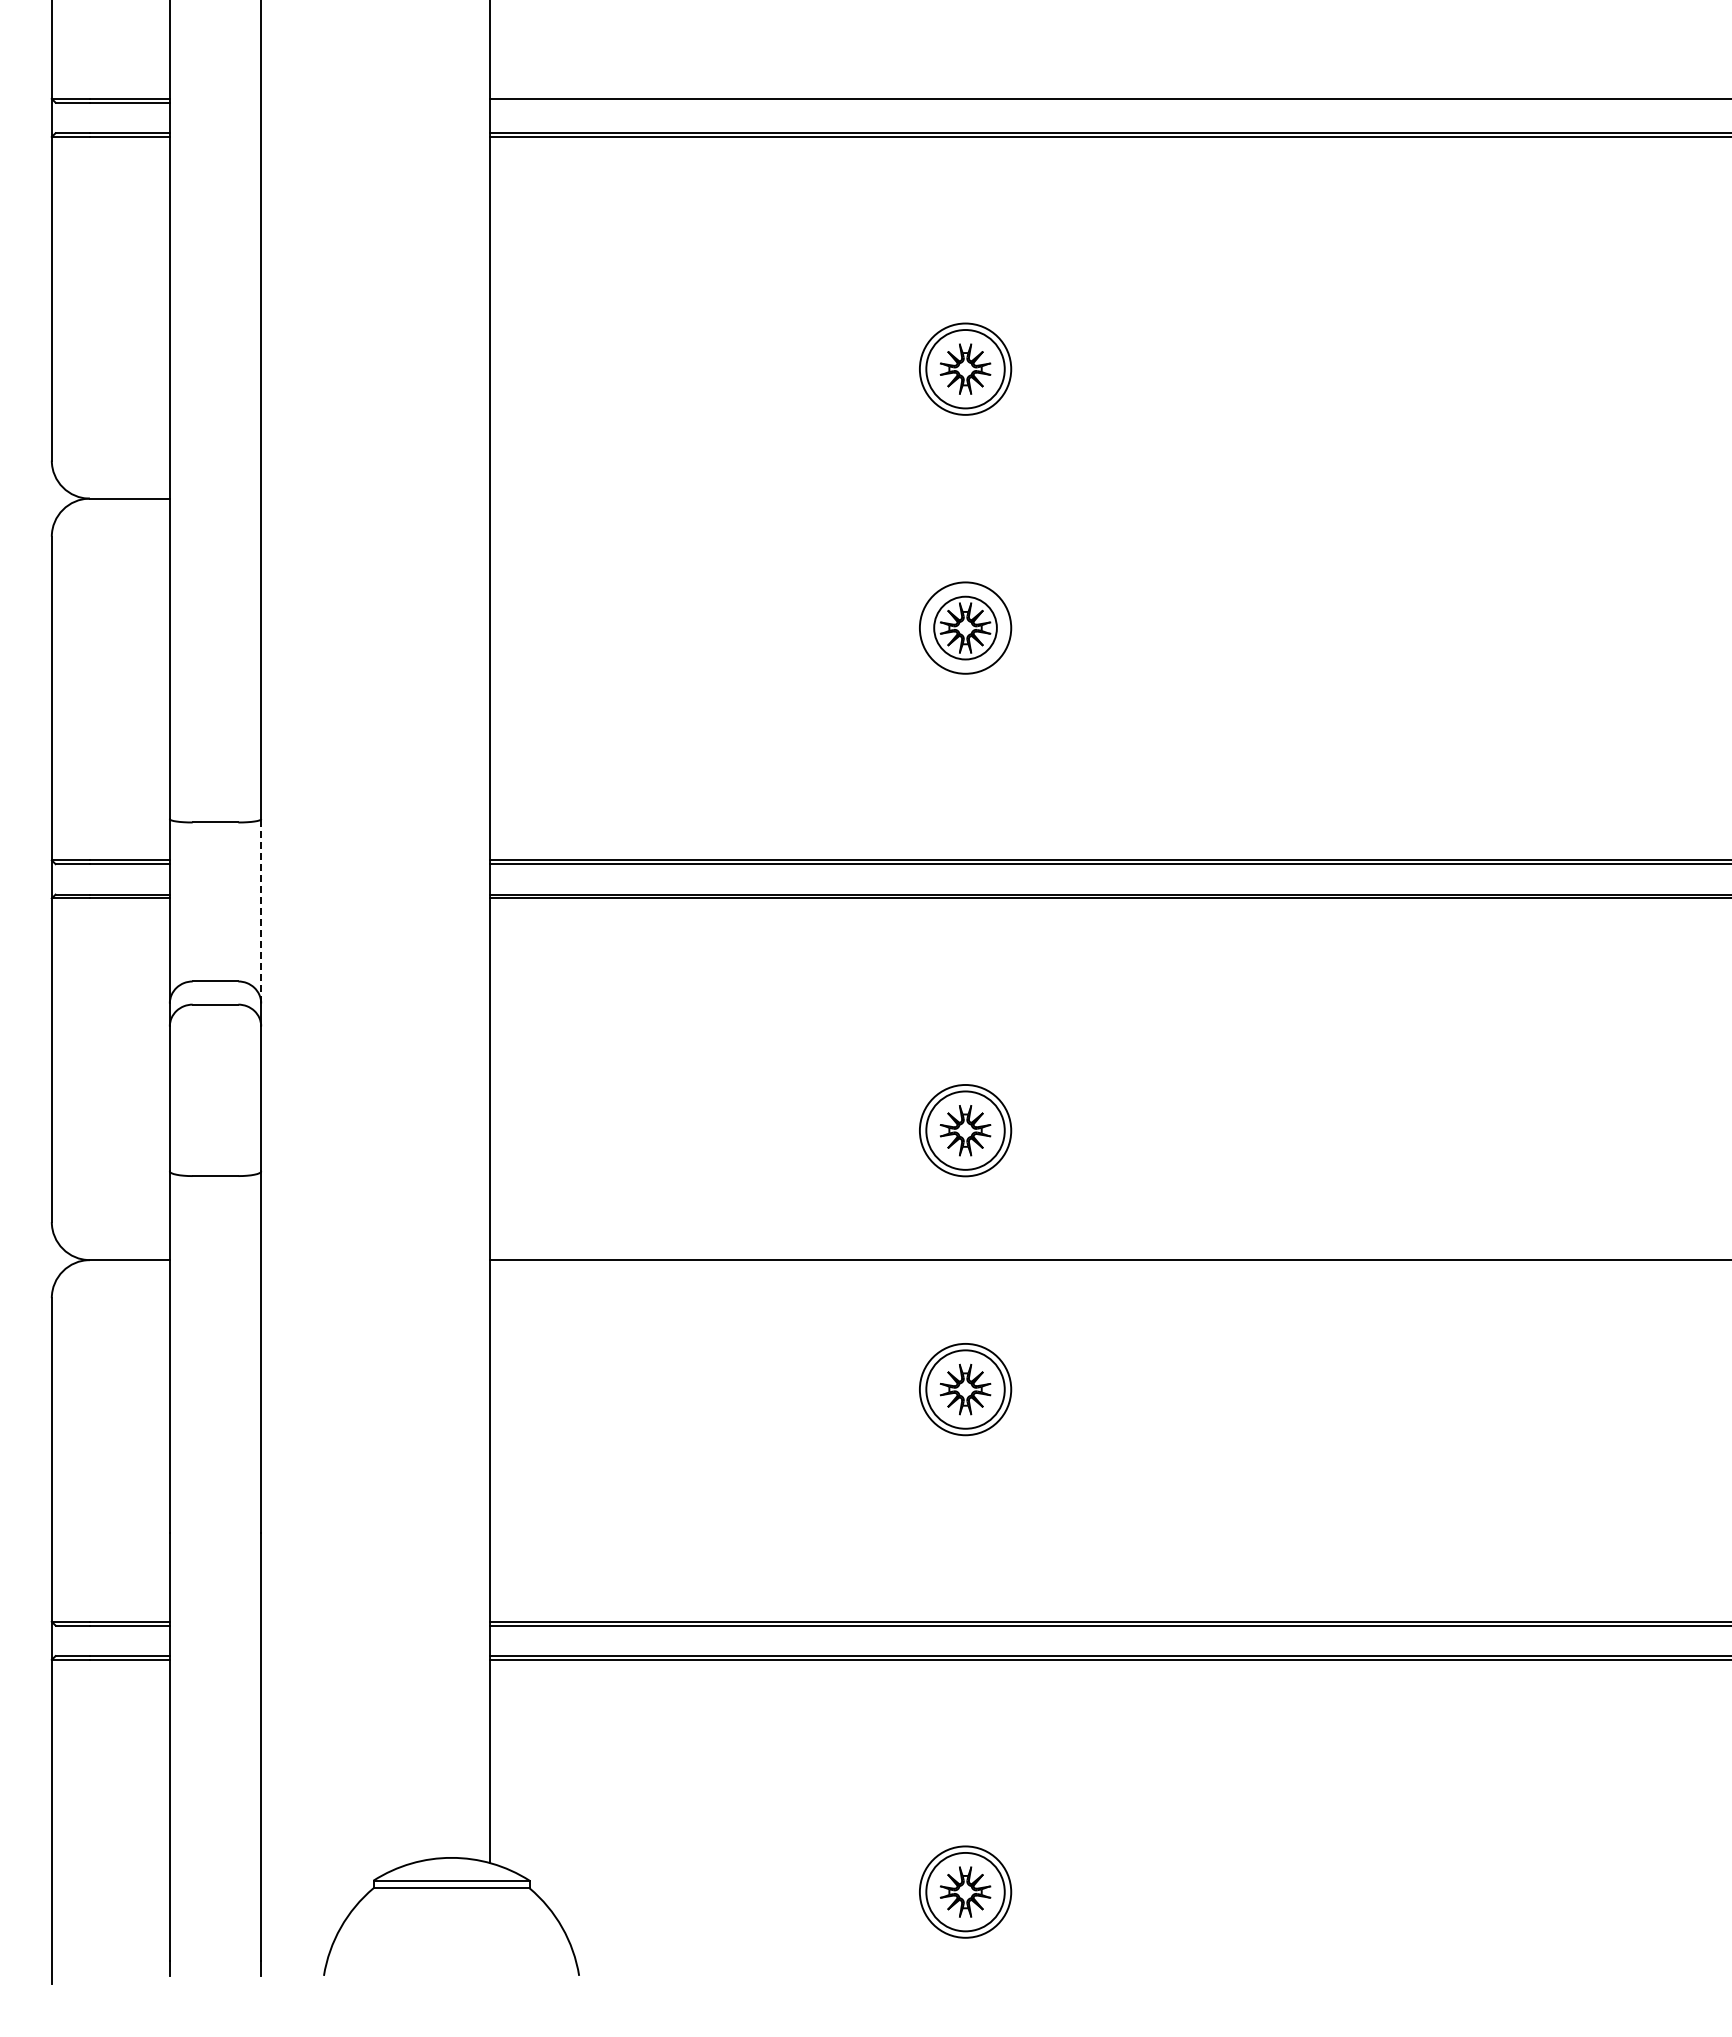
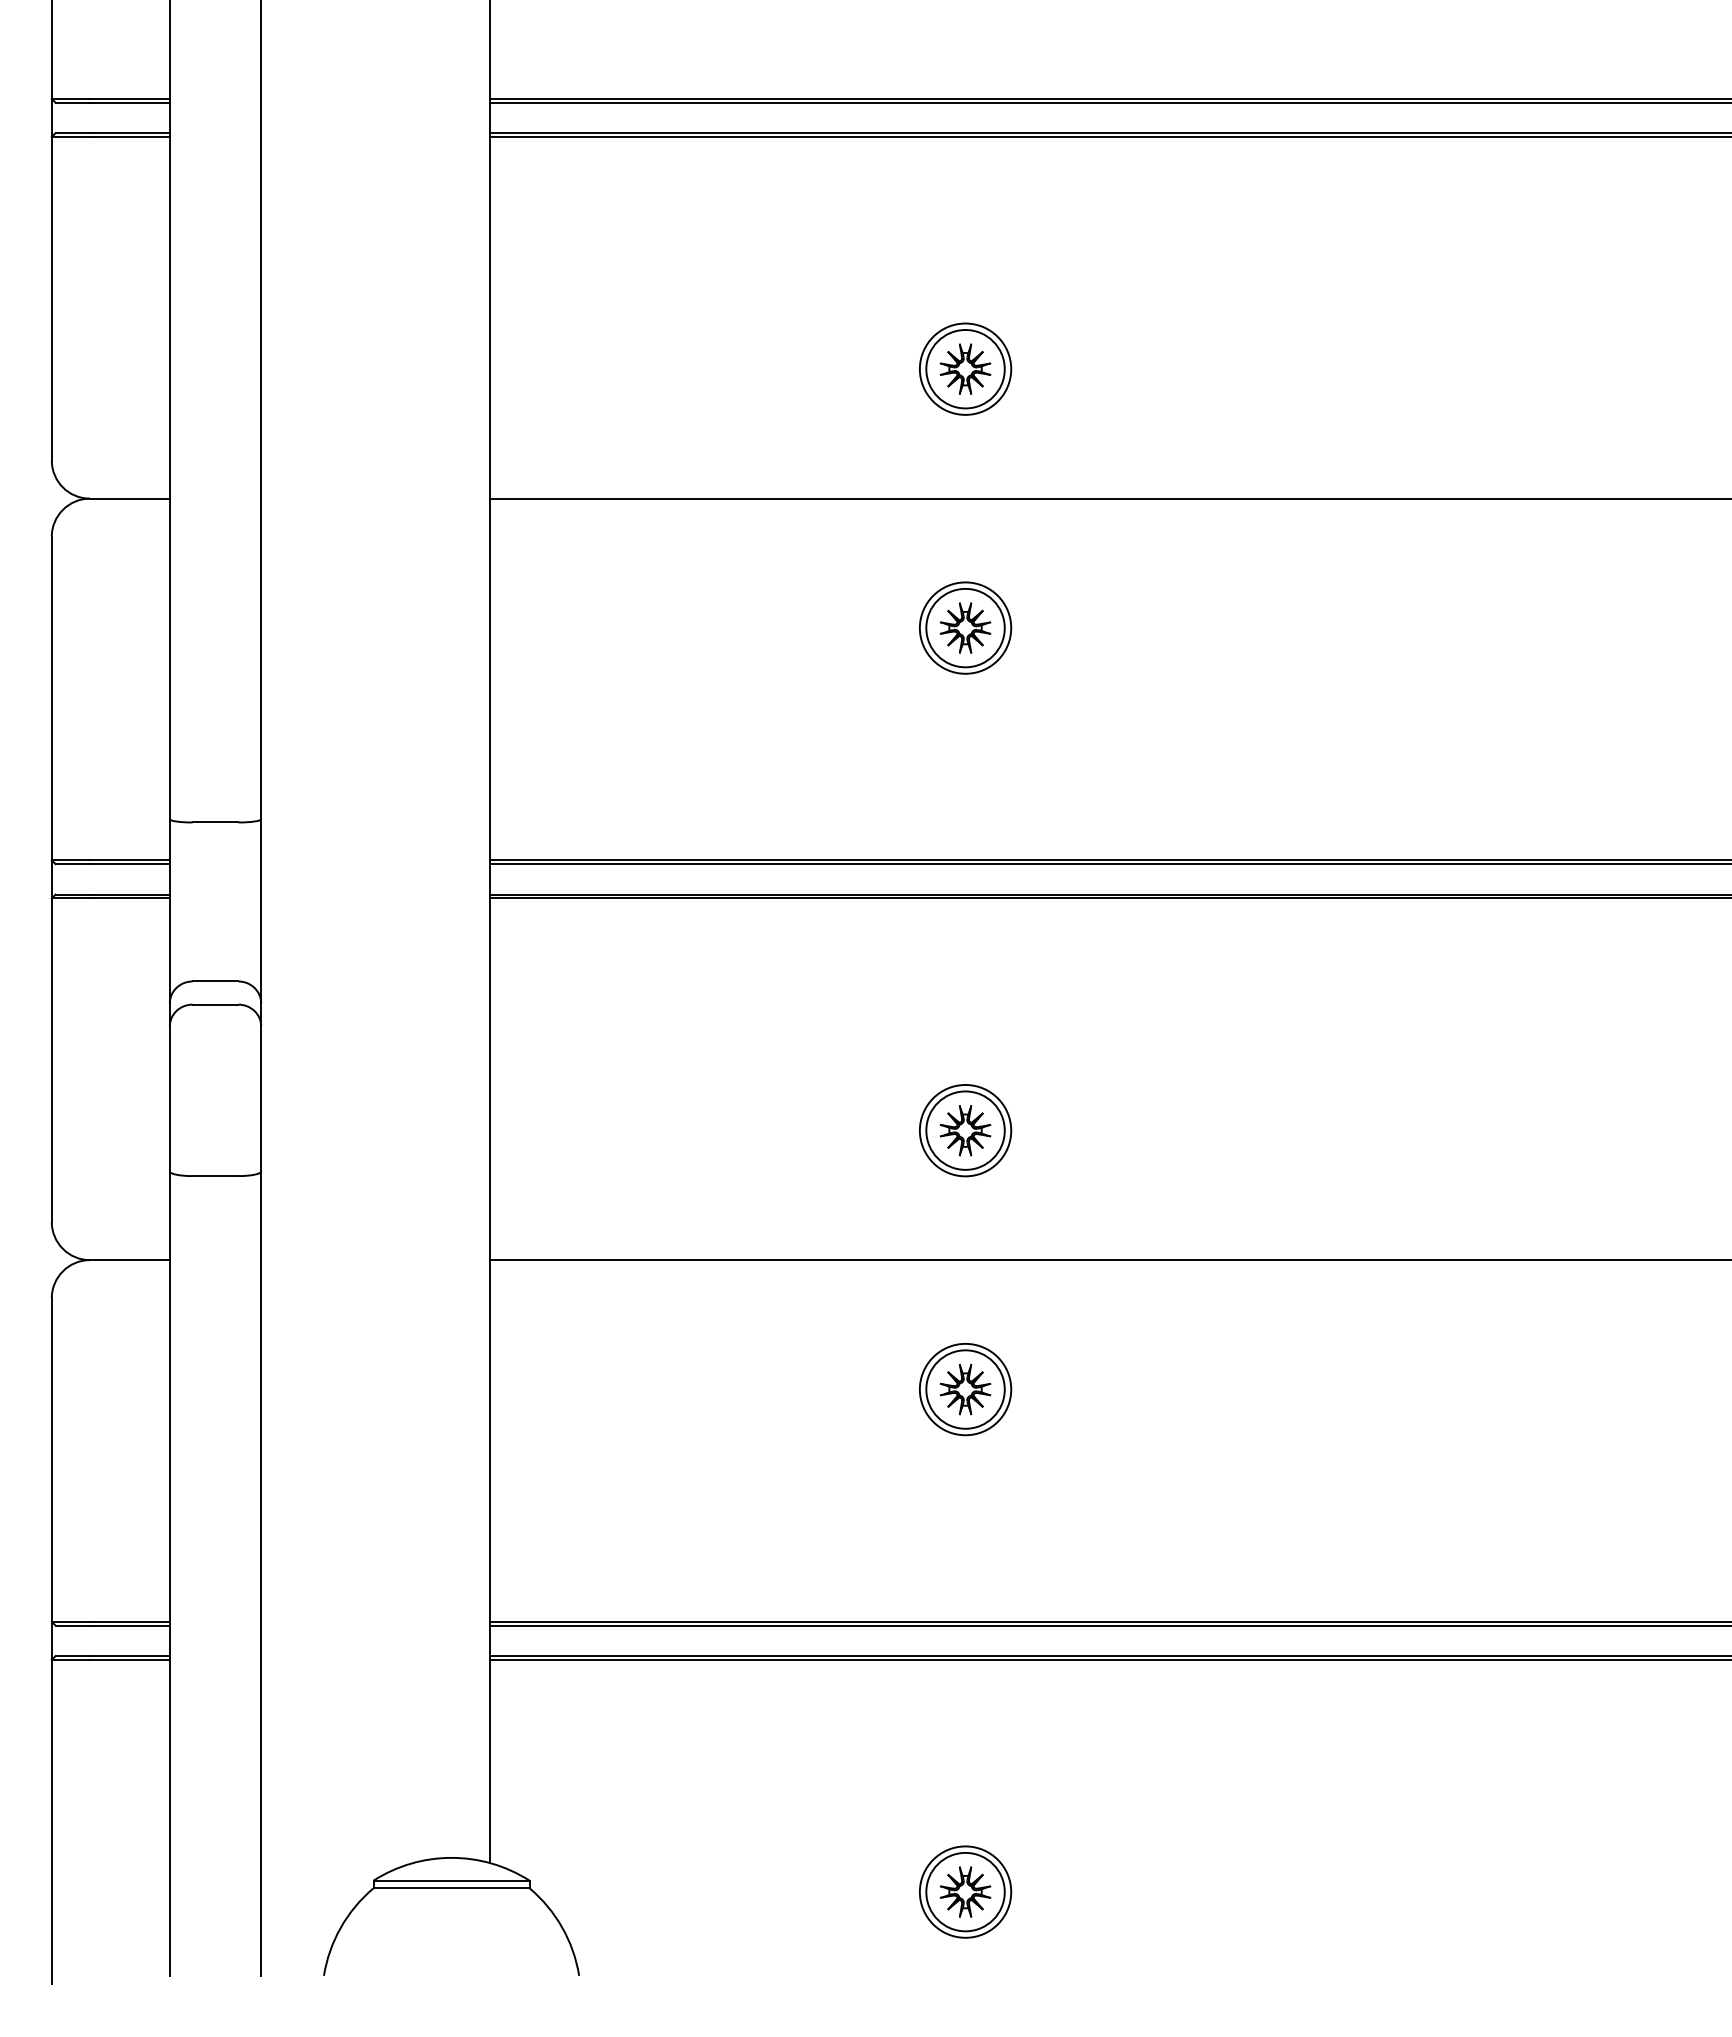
line: none -> present (1108, 102)
line: none -> present (1108, 498)
circle diameter: 63 px -> 78 px (965, 627)
line: dashed -> solid (261, 910)
